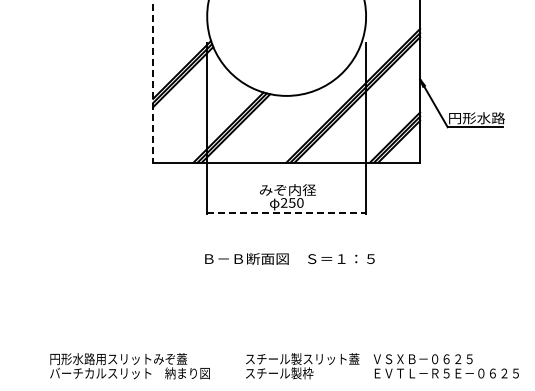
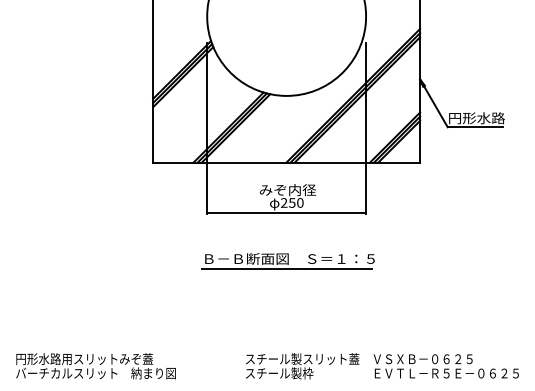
line: dashed -> solid (153, 81)
line: dashed -> solid (287, 212)
line: none -> present (286, 268)
text position: (129, 366) -> (95, 366) (95, 366)
